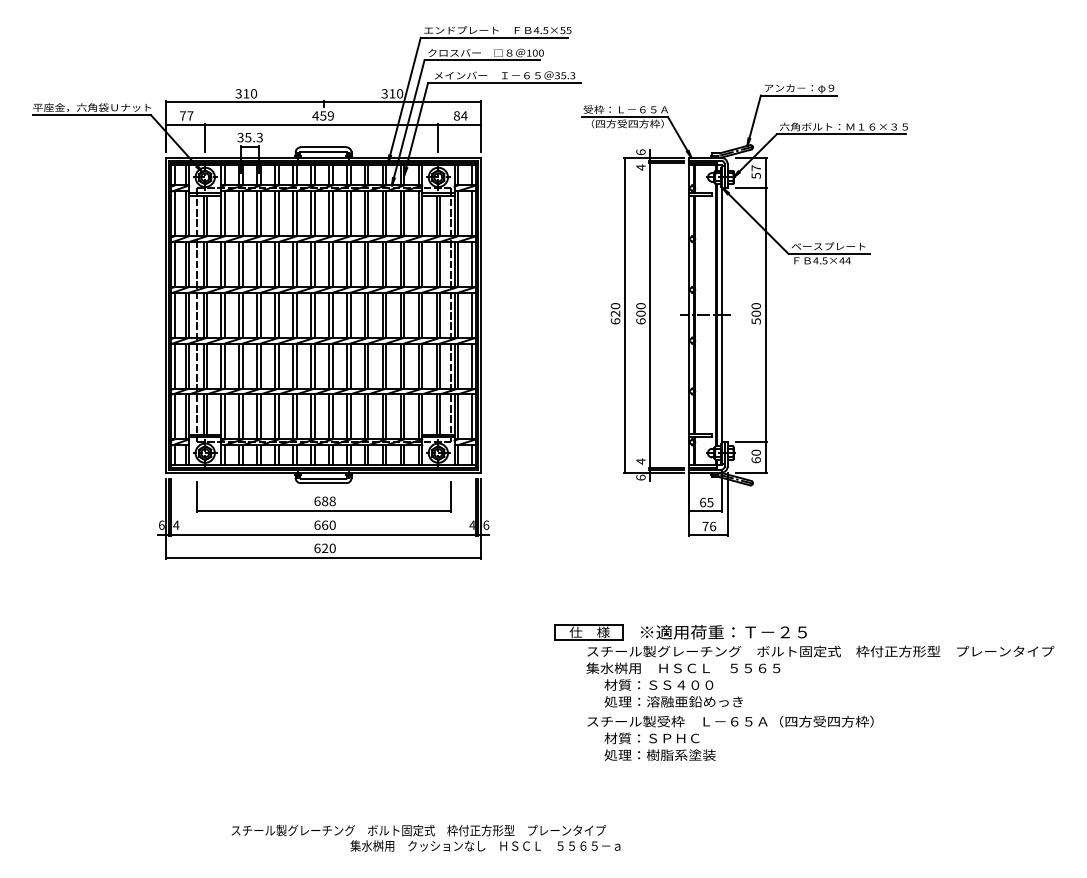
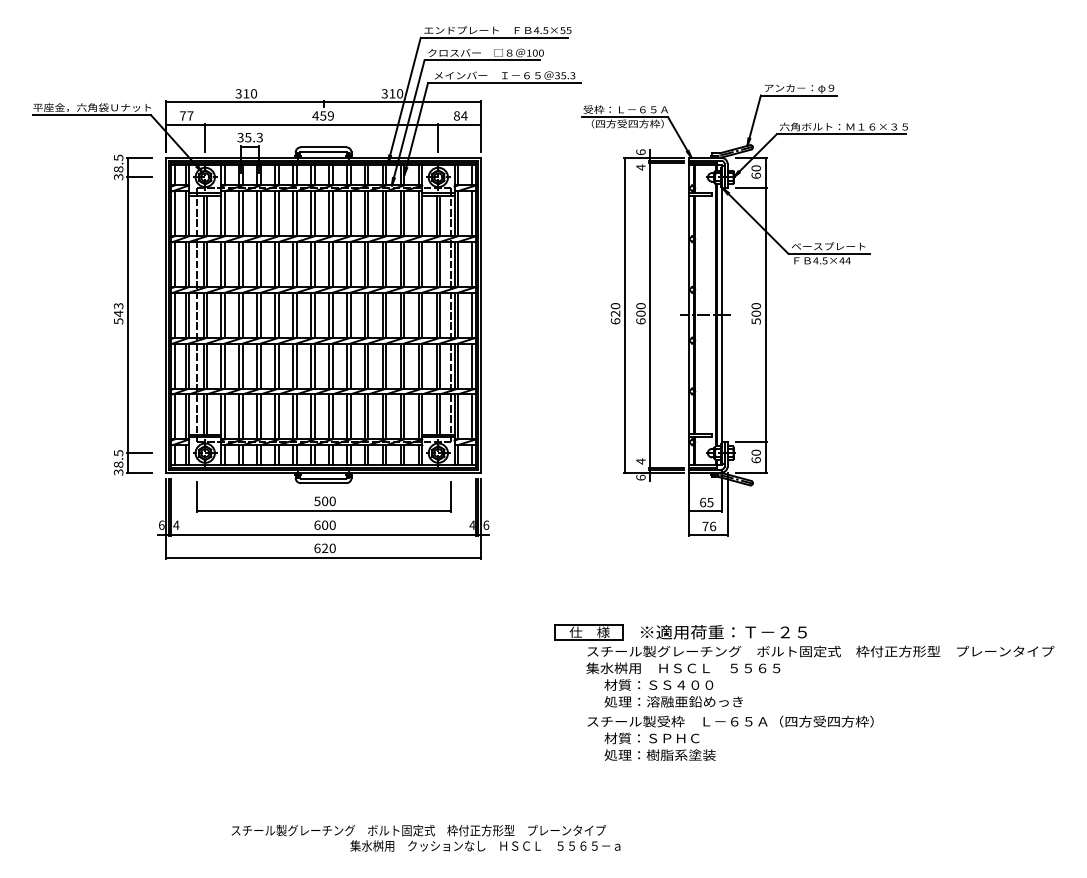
text: 57 -> 60 (755, 171)
part: none -> present (132, 314)
text: 688 -> 500 (324, 501)
text: 660 -> 600 (325, 524)
